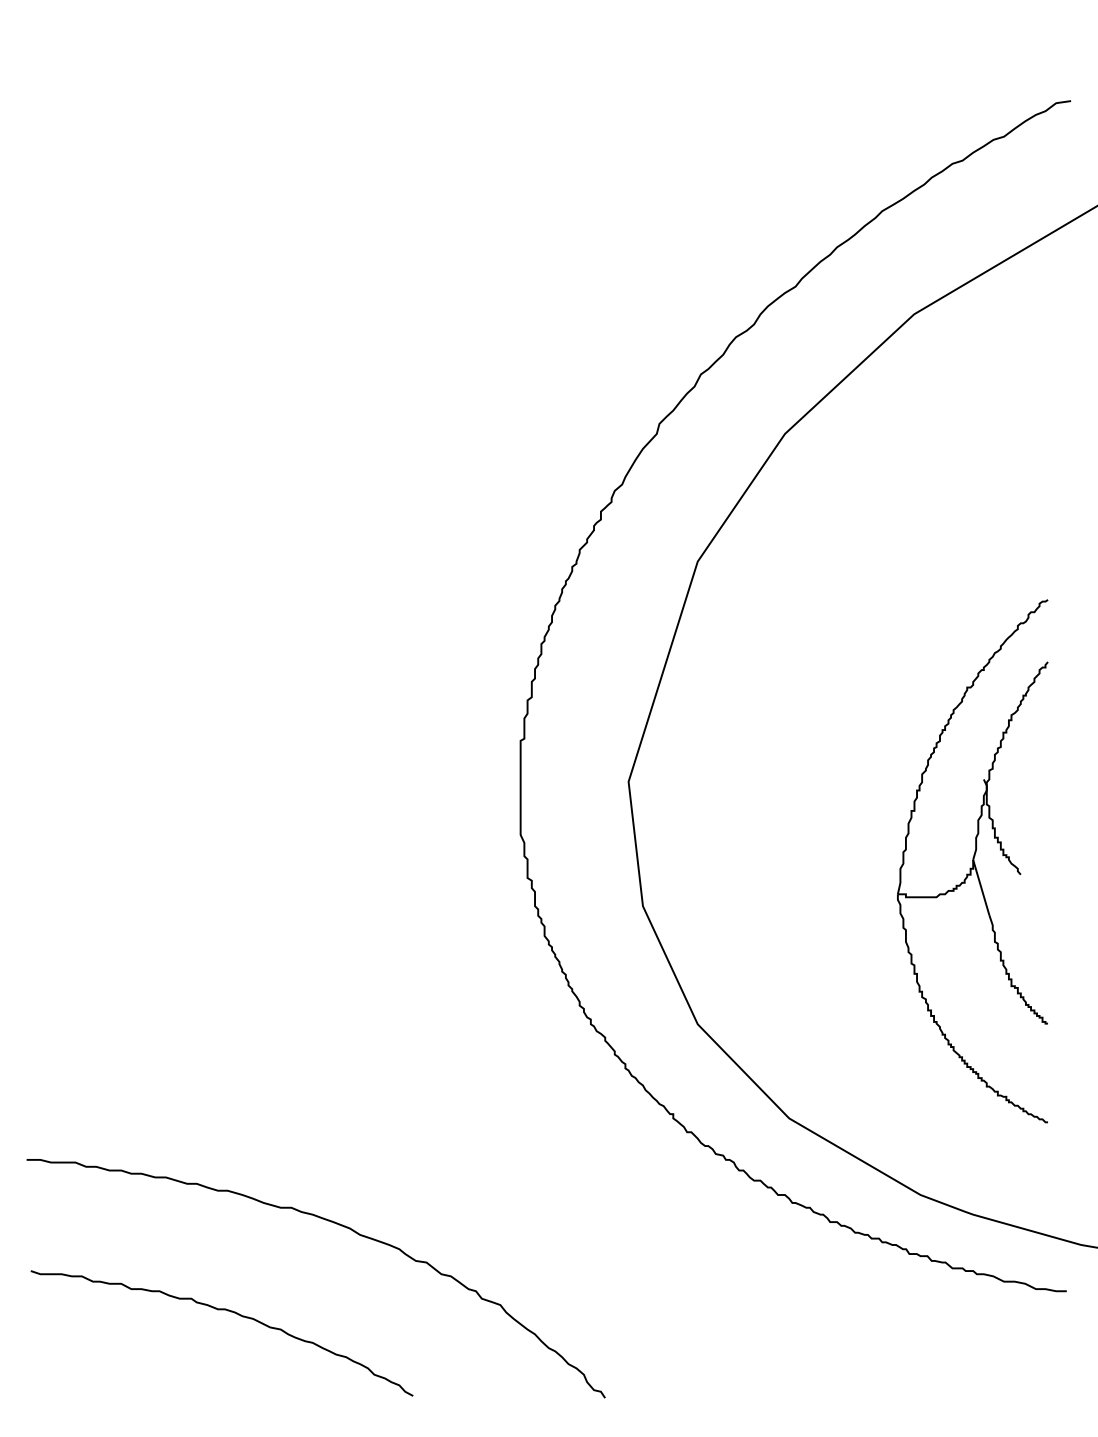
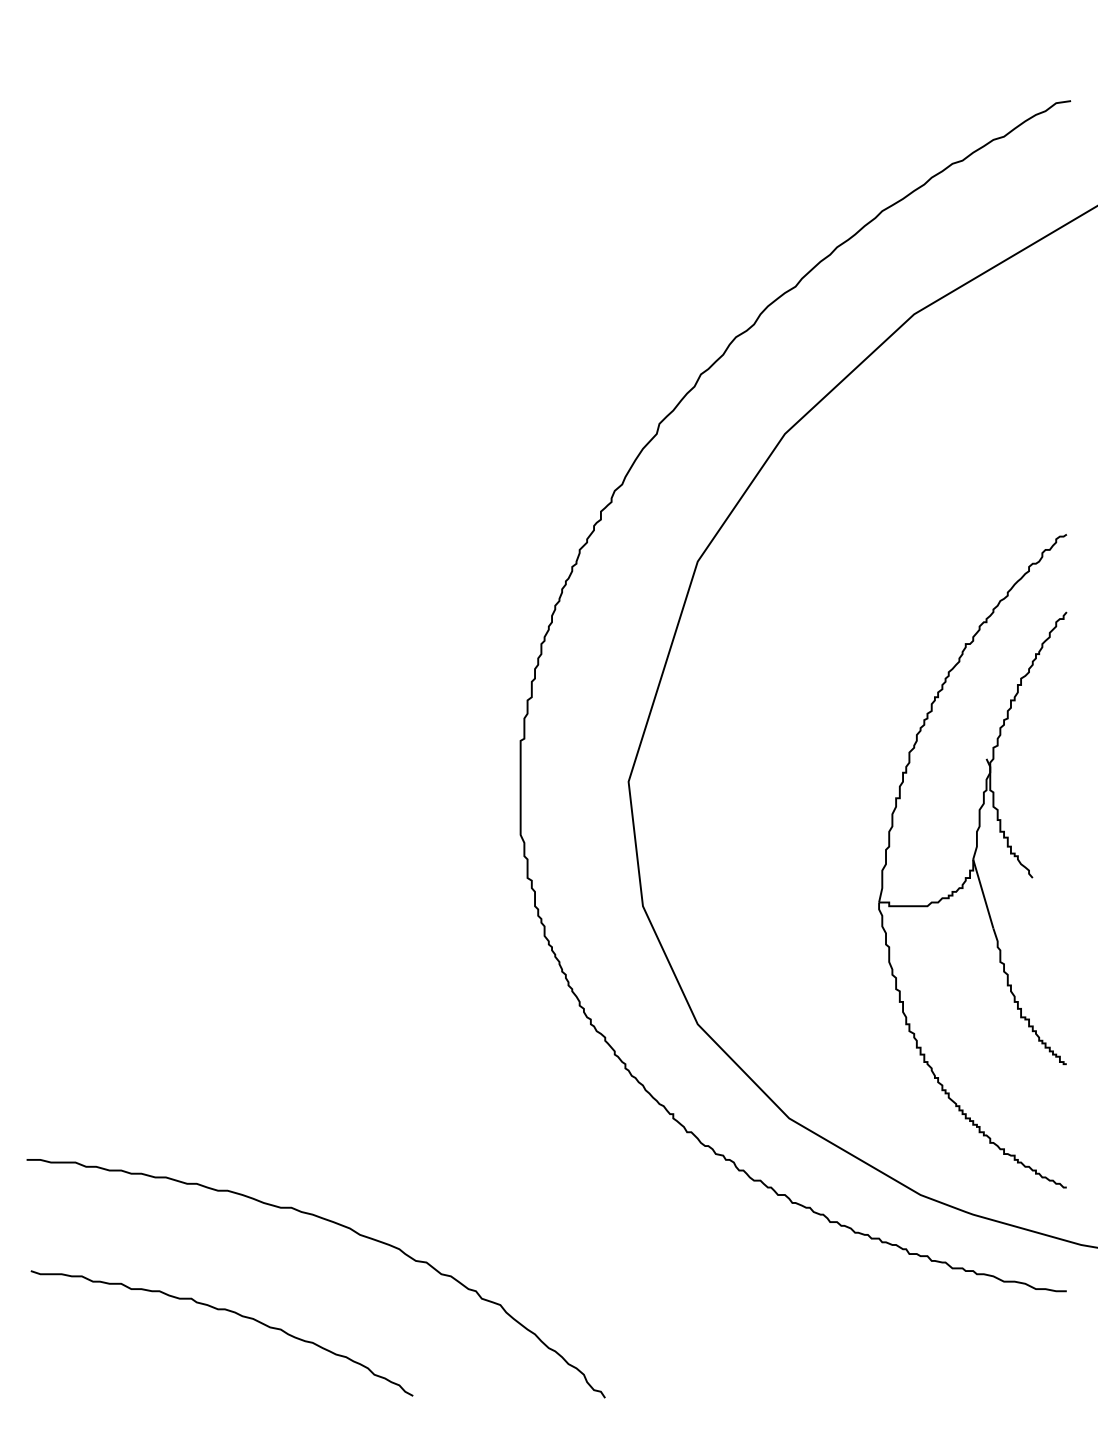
part size: 152x525 px -> 190x655 px (972, 861)
